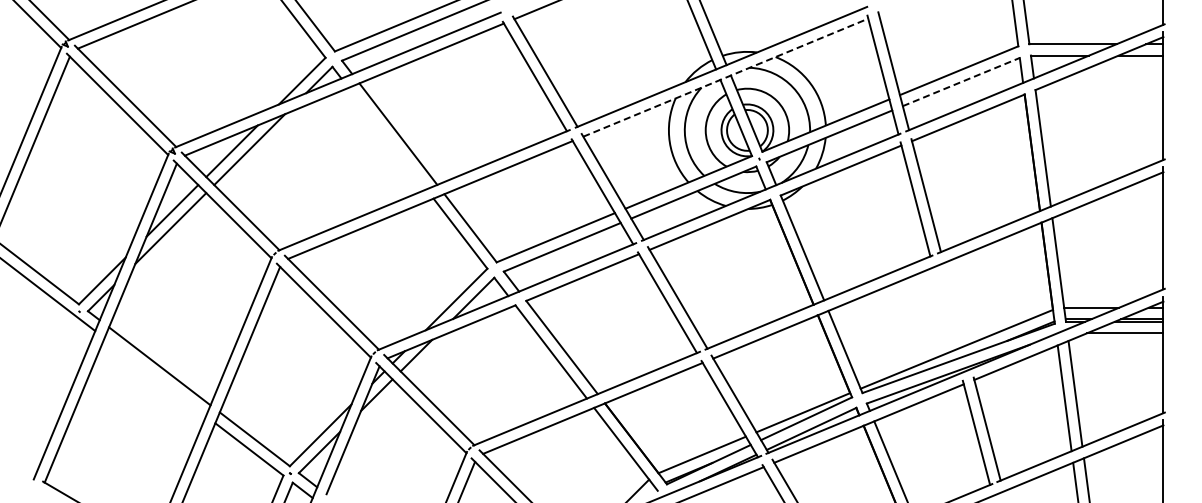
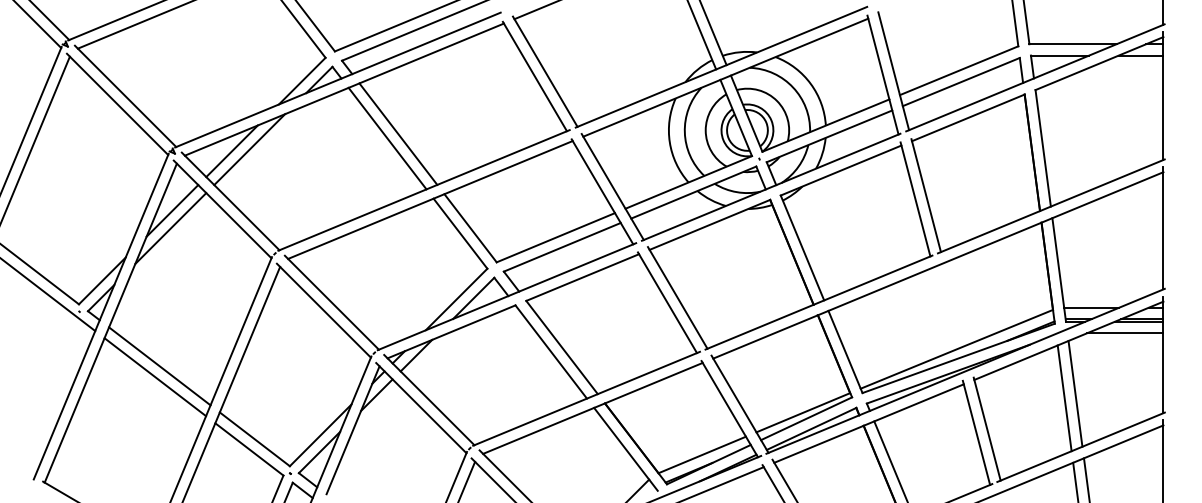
line: dashed -> solid (726, 77)
line: dashed -> solid (961, 81)
line: none -> present (387, 138)
line: none -> present (155, 377)
